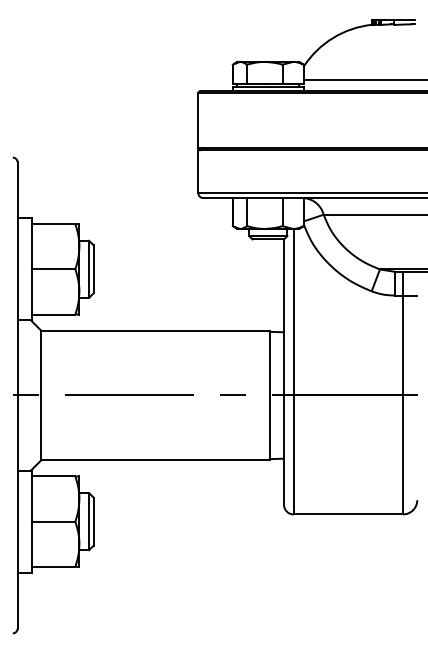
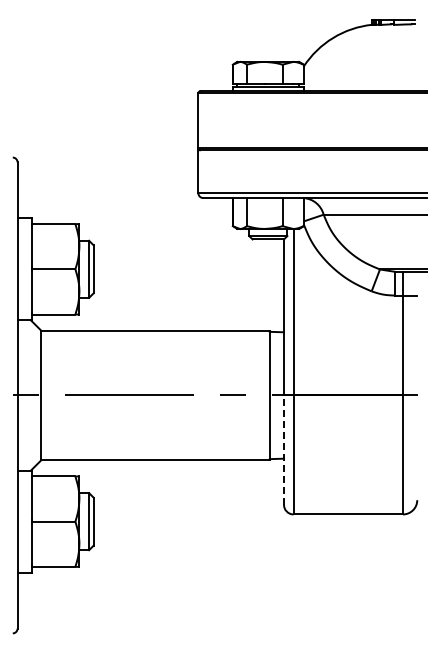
line: present -> none (363, 79)
line: solid -> dashed (284, 450)
